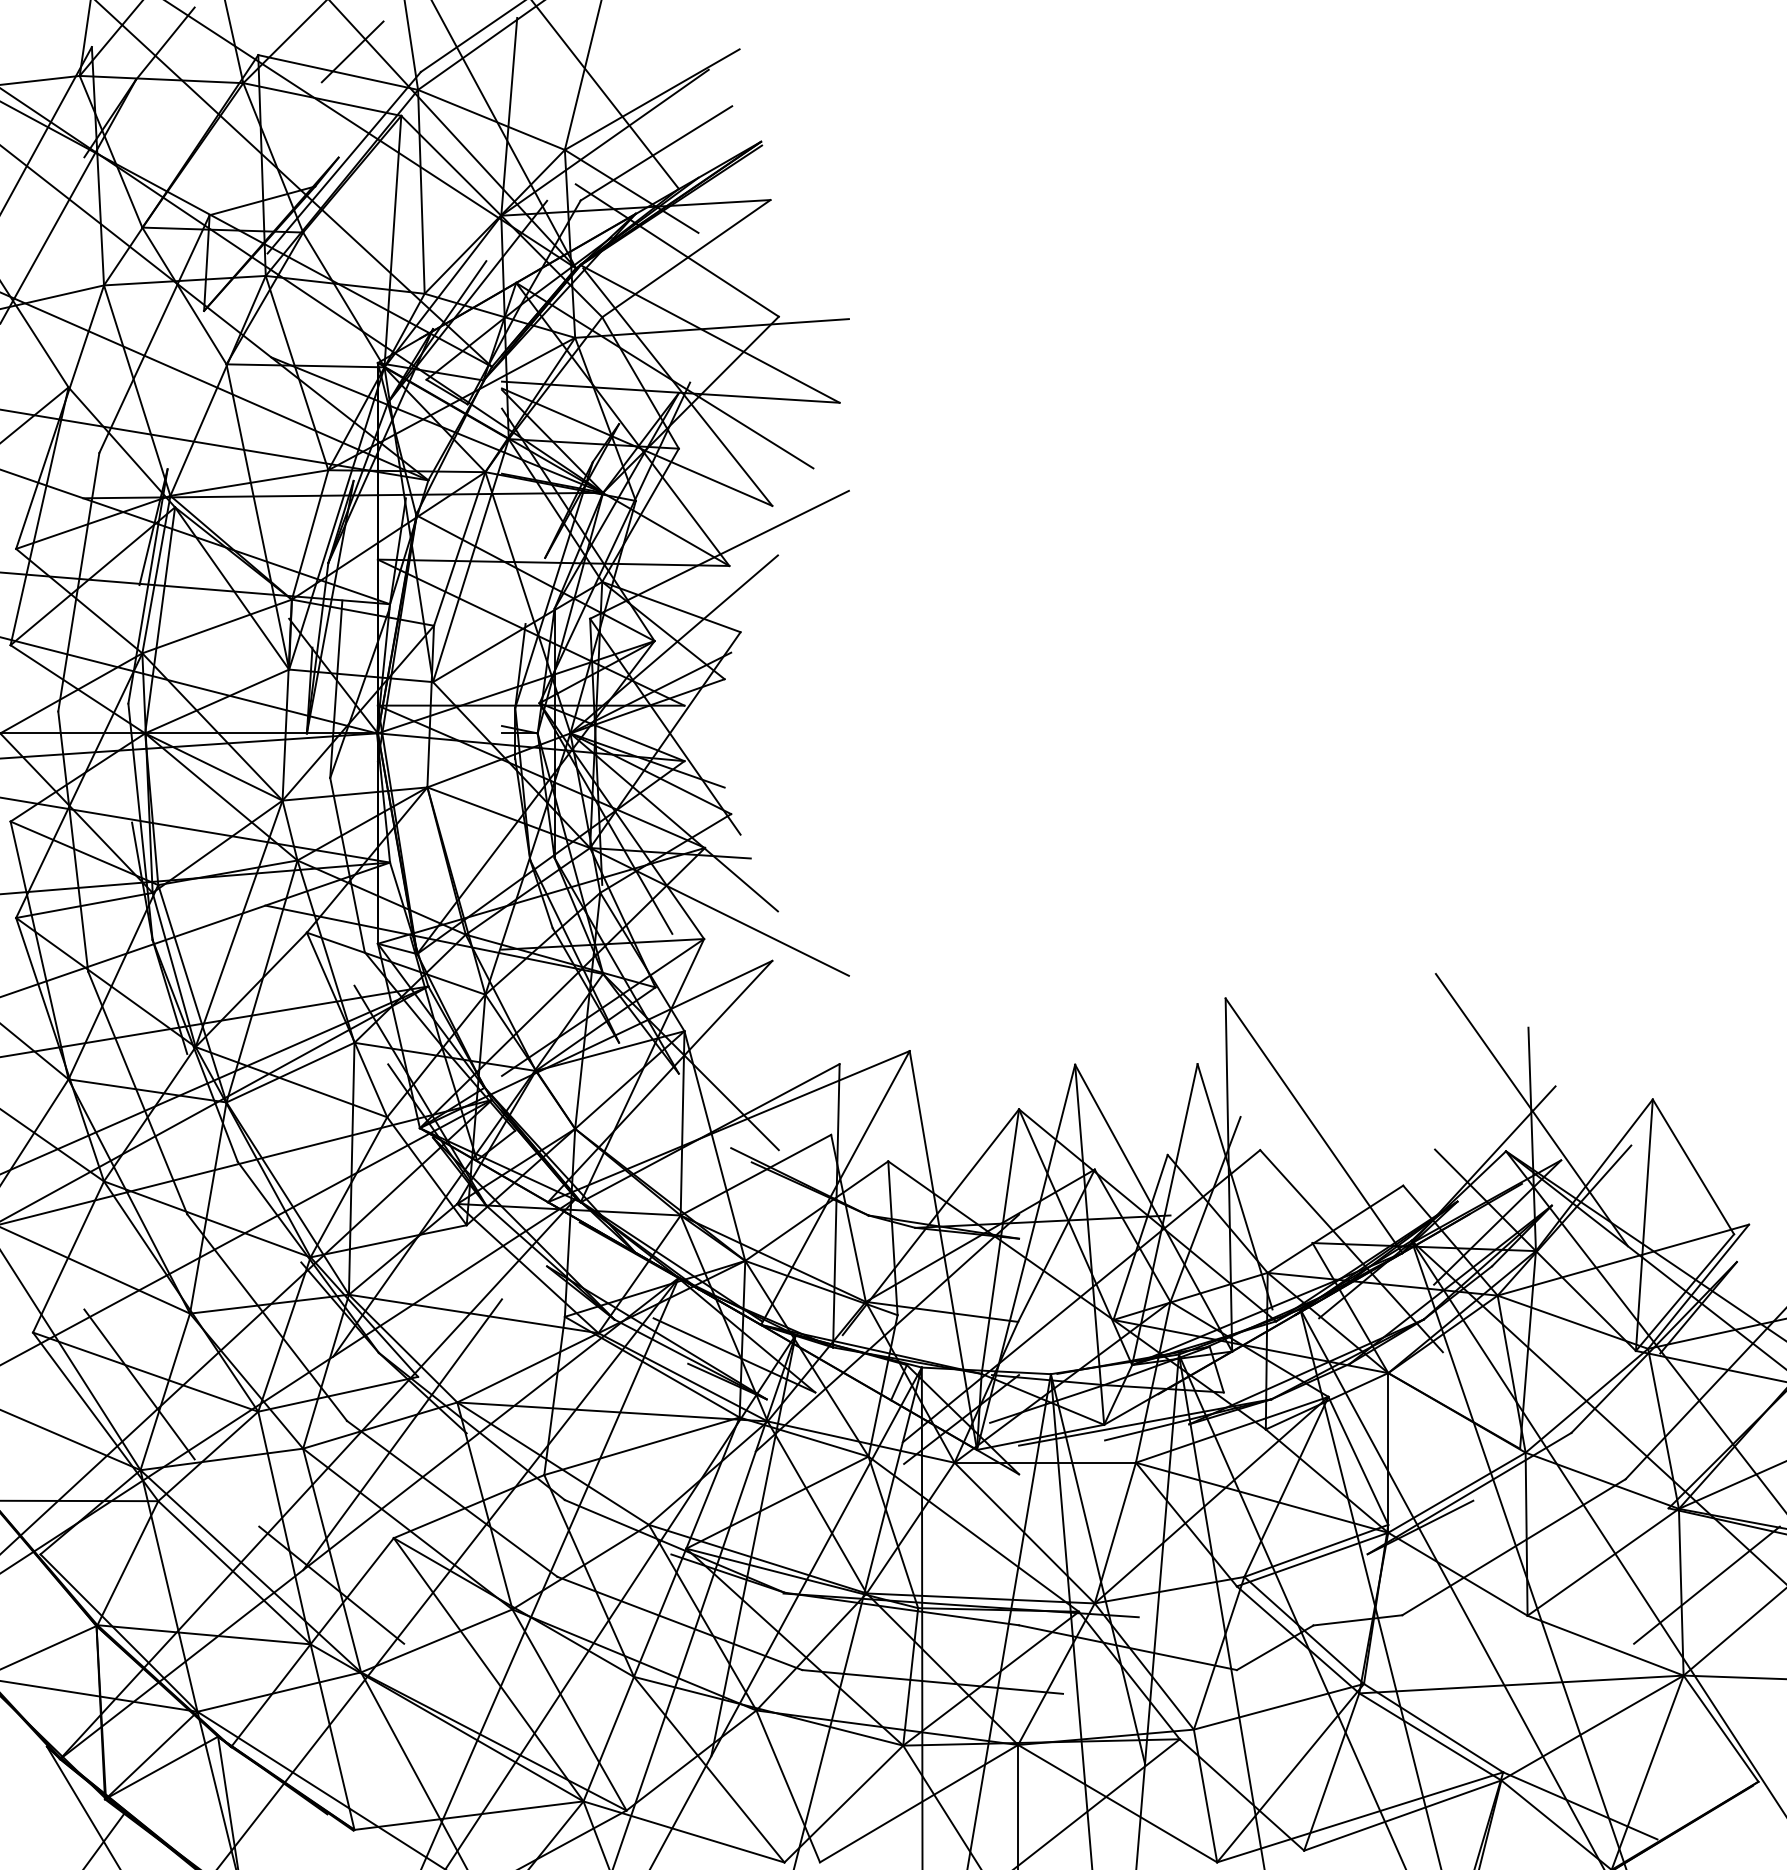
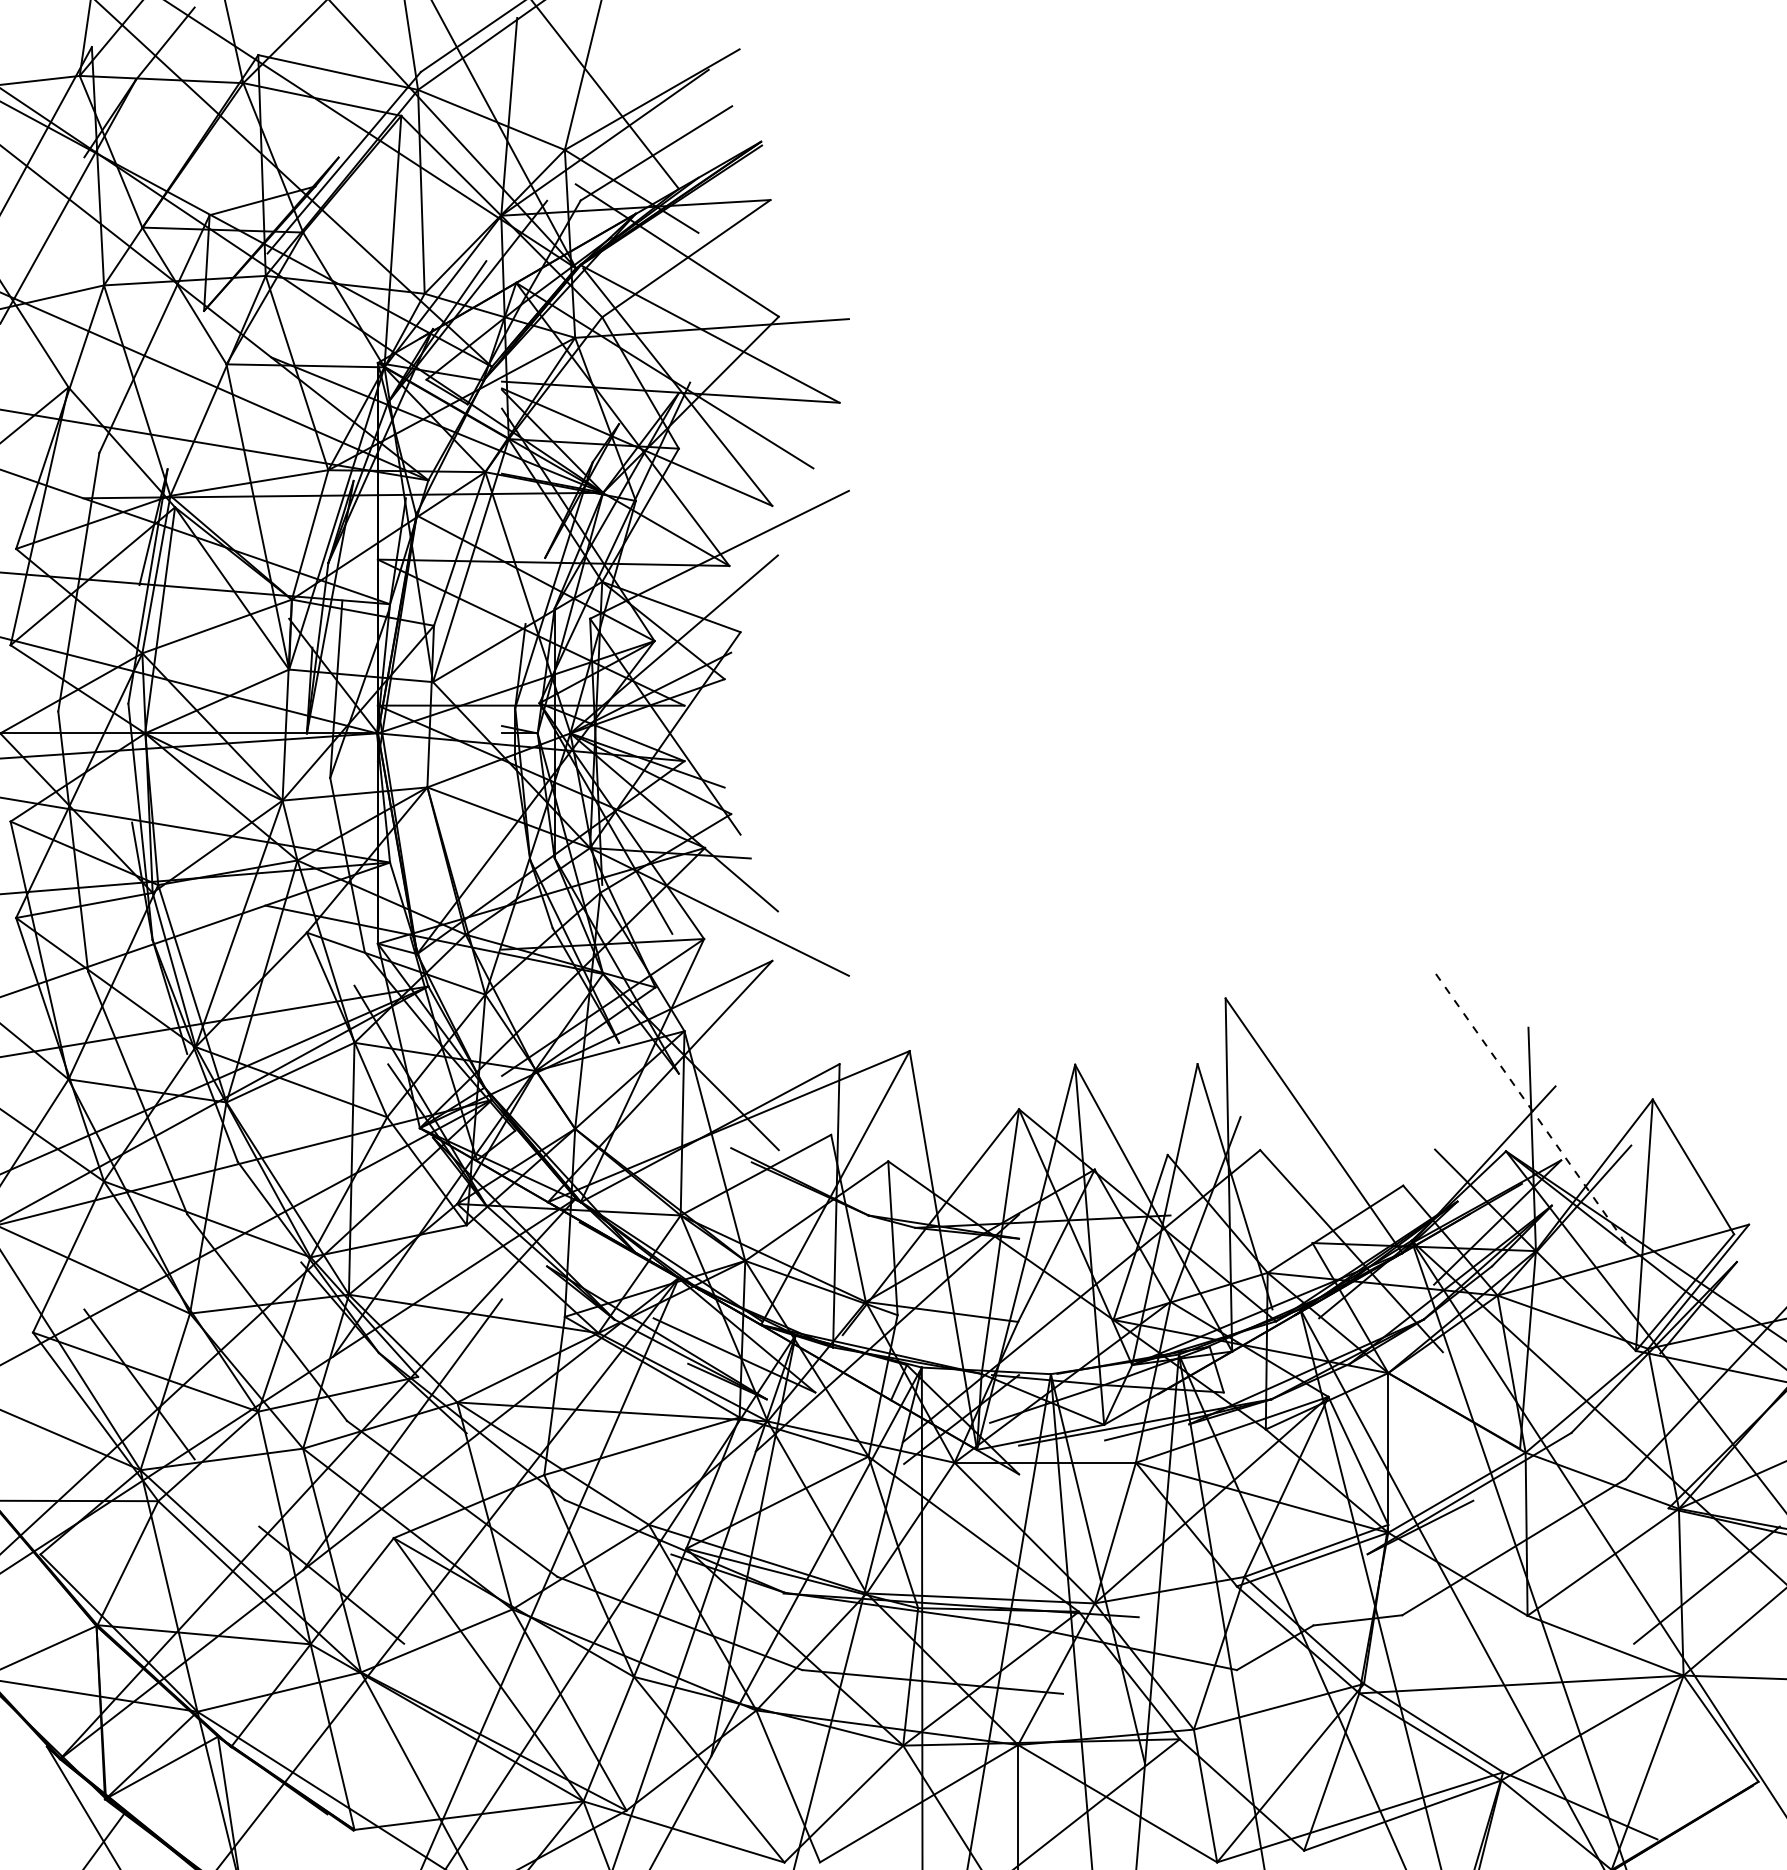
line: present -> none (352, 51)
line: solid -> dashed (1531, 1110)
